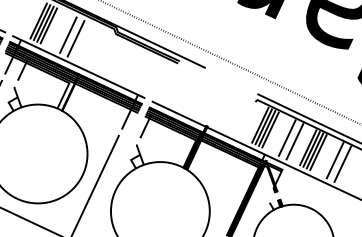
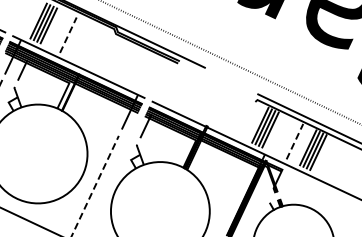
line: solid -> dashed (68, 35)
line: present -> none (75, 38)
line: present -> none (286, 137)
line: solid -> dashed (294, 141)
line: present -> none (334, 160)
line: present -> none (342, 163)
line: solid -> dashed (95, 186)
